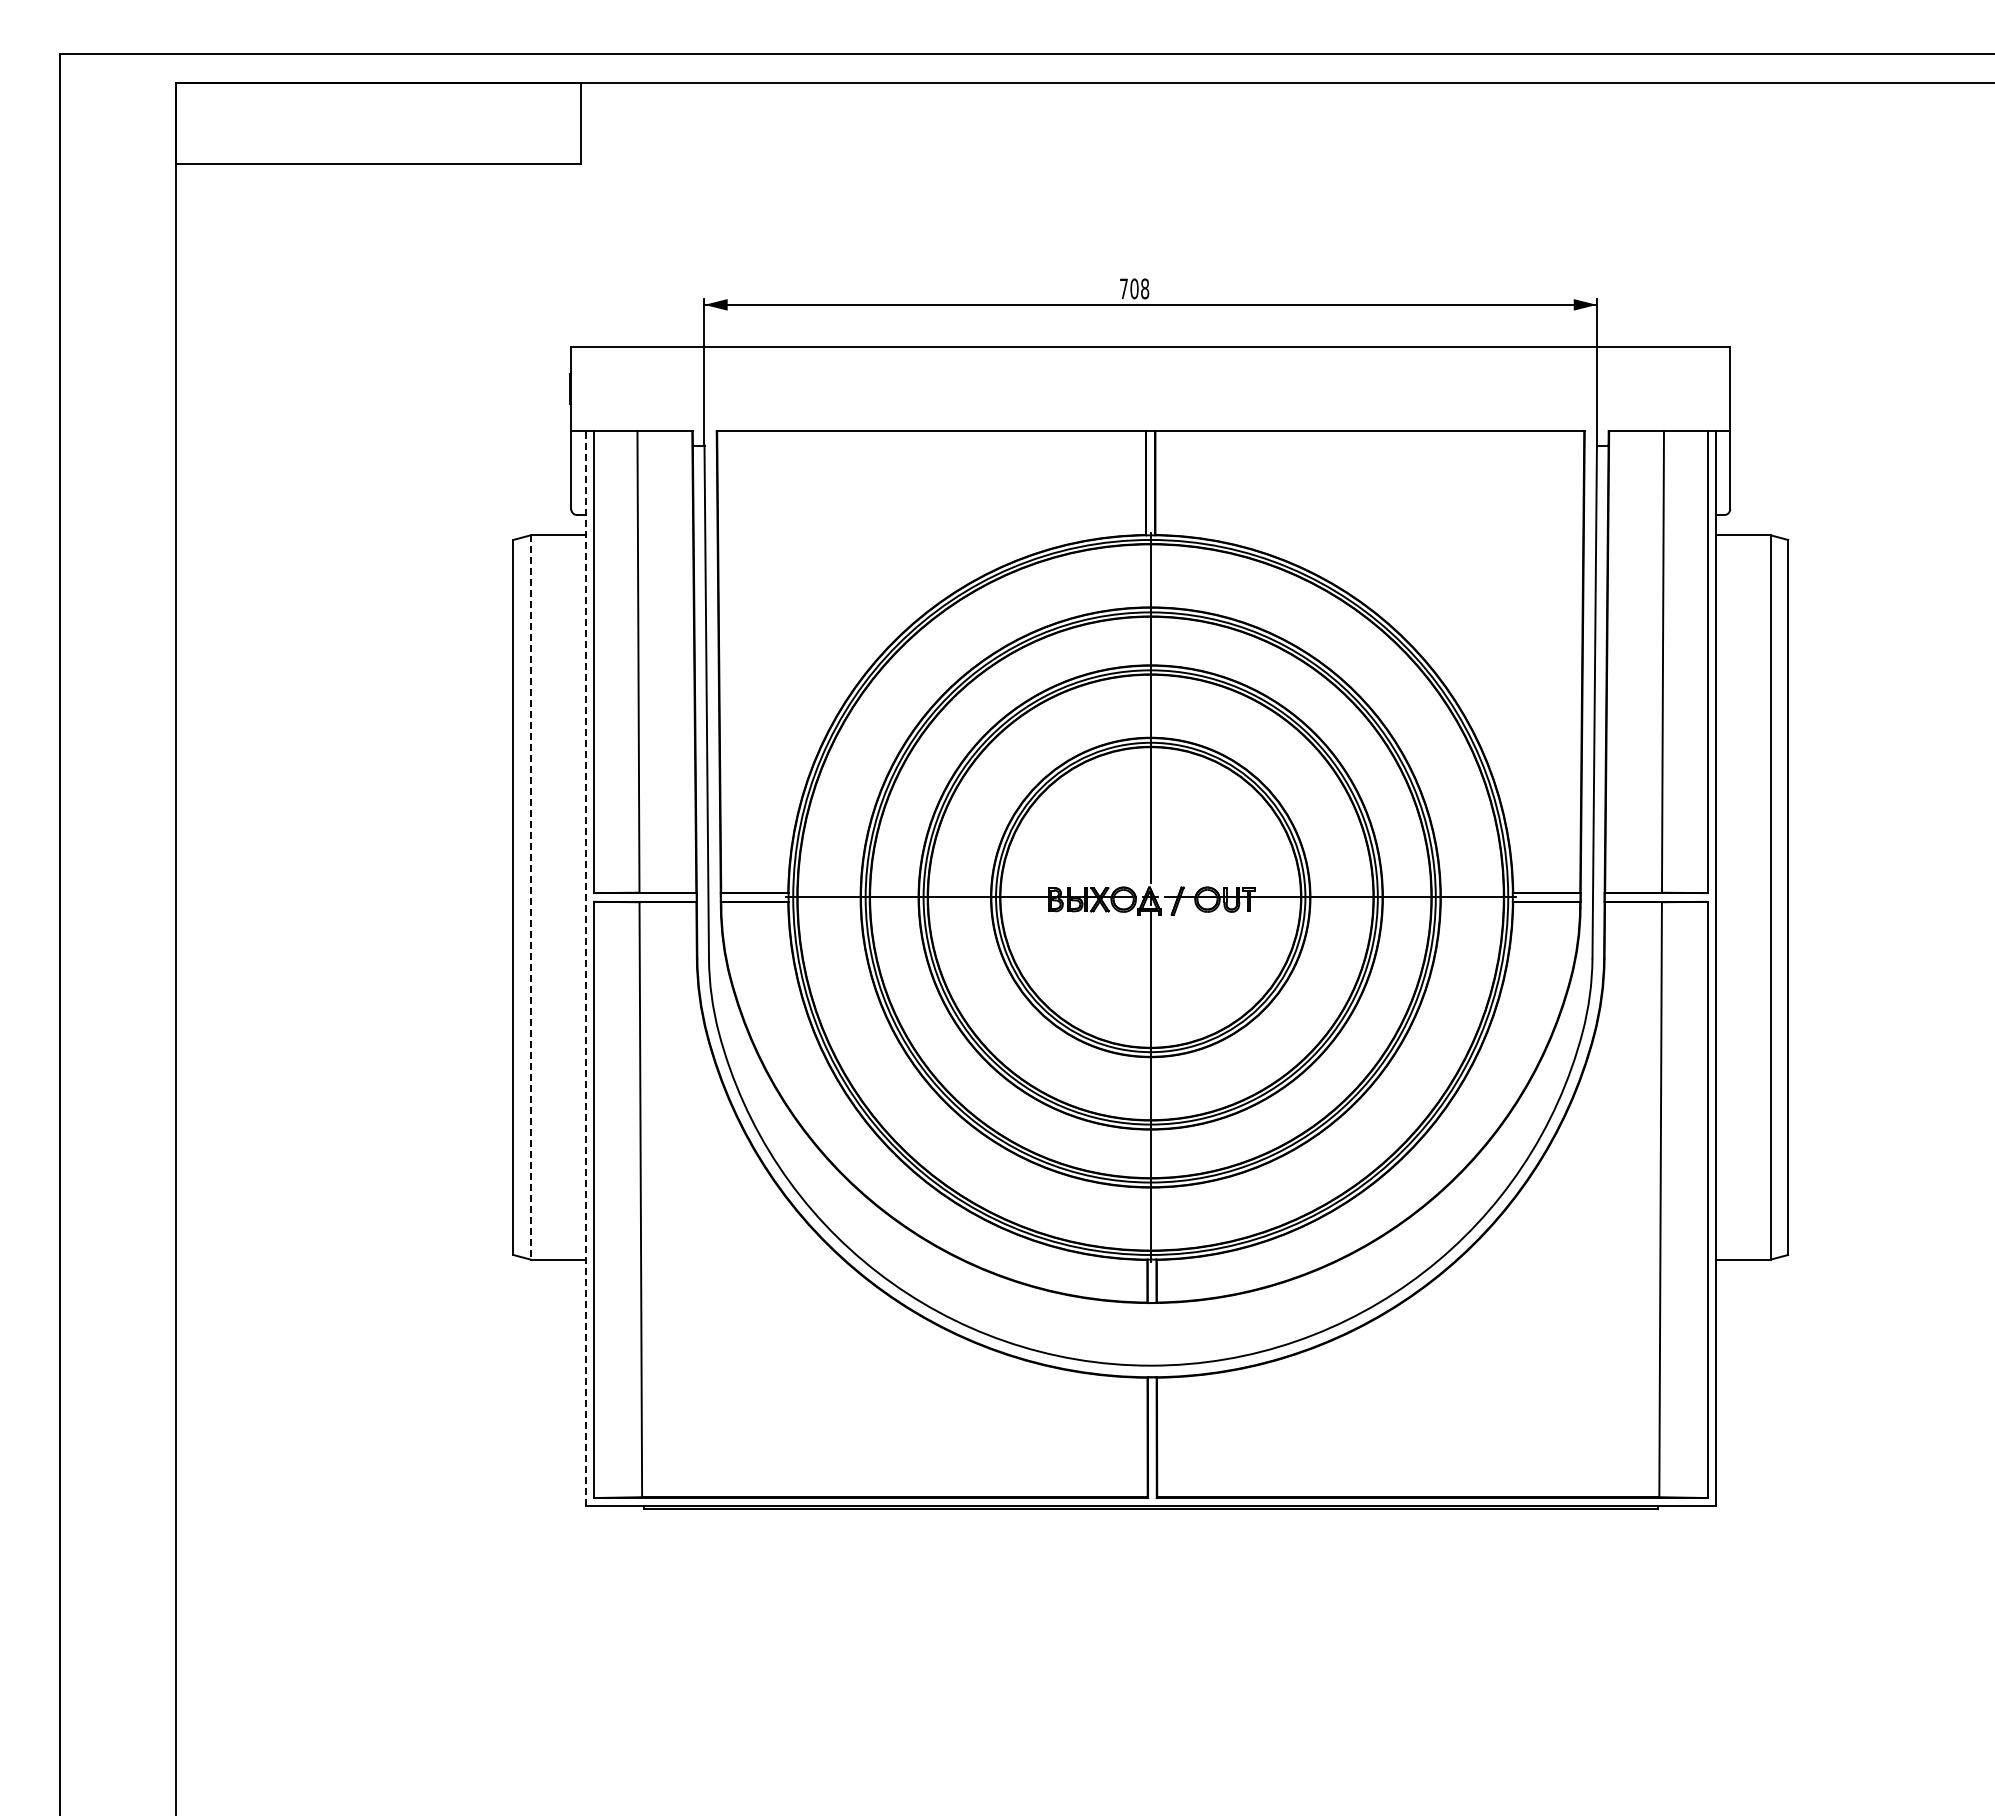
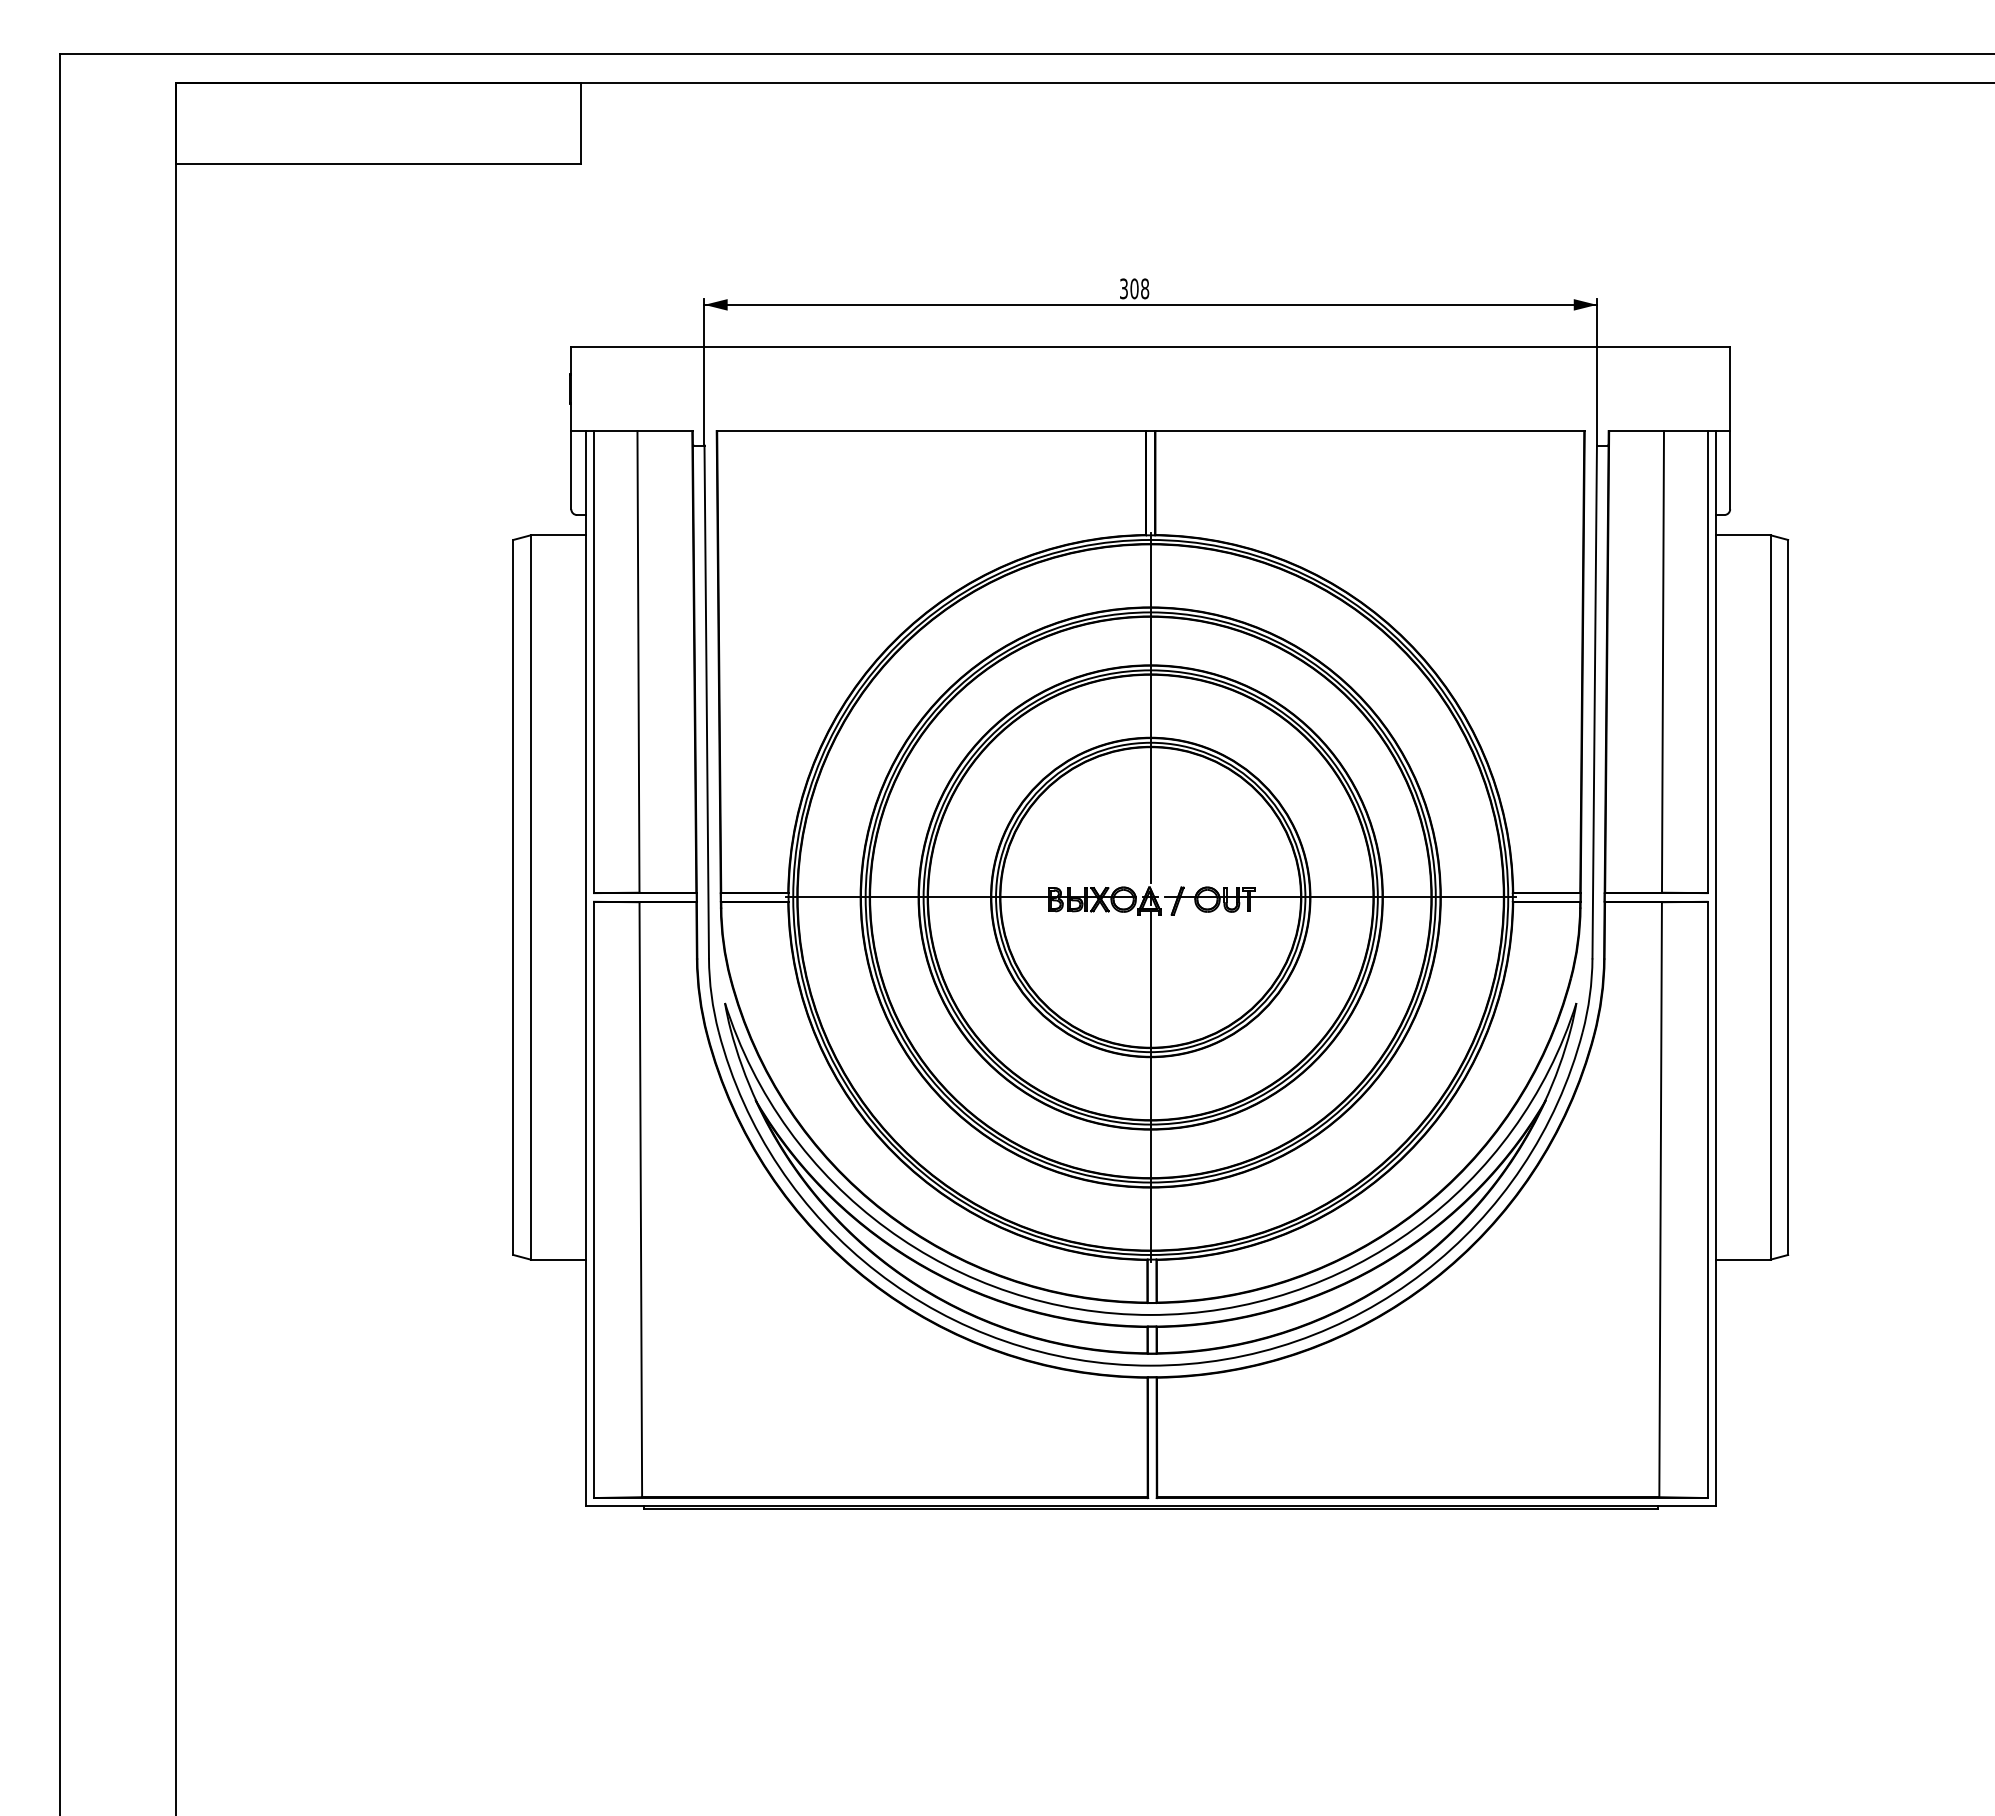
text: 708 -> 308 (1123, 288)
line: dashed -> solid (530, 897)
line: dashed -> solid (585, 967)
part: none -> present (1139, 1313)
